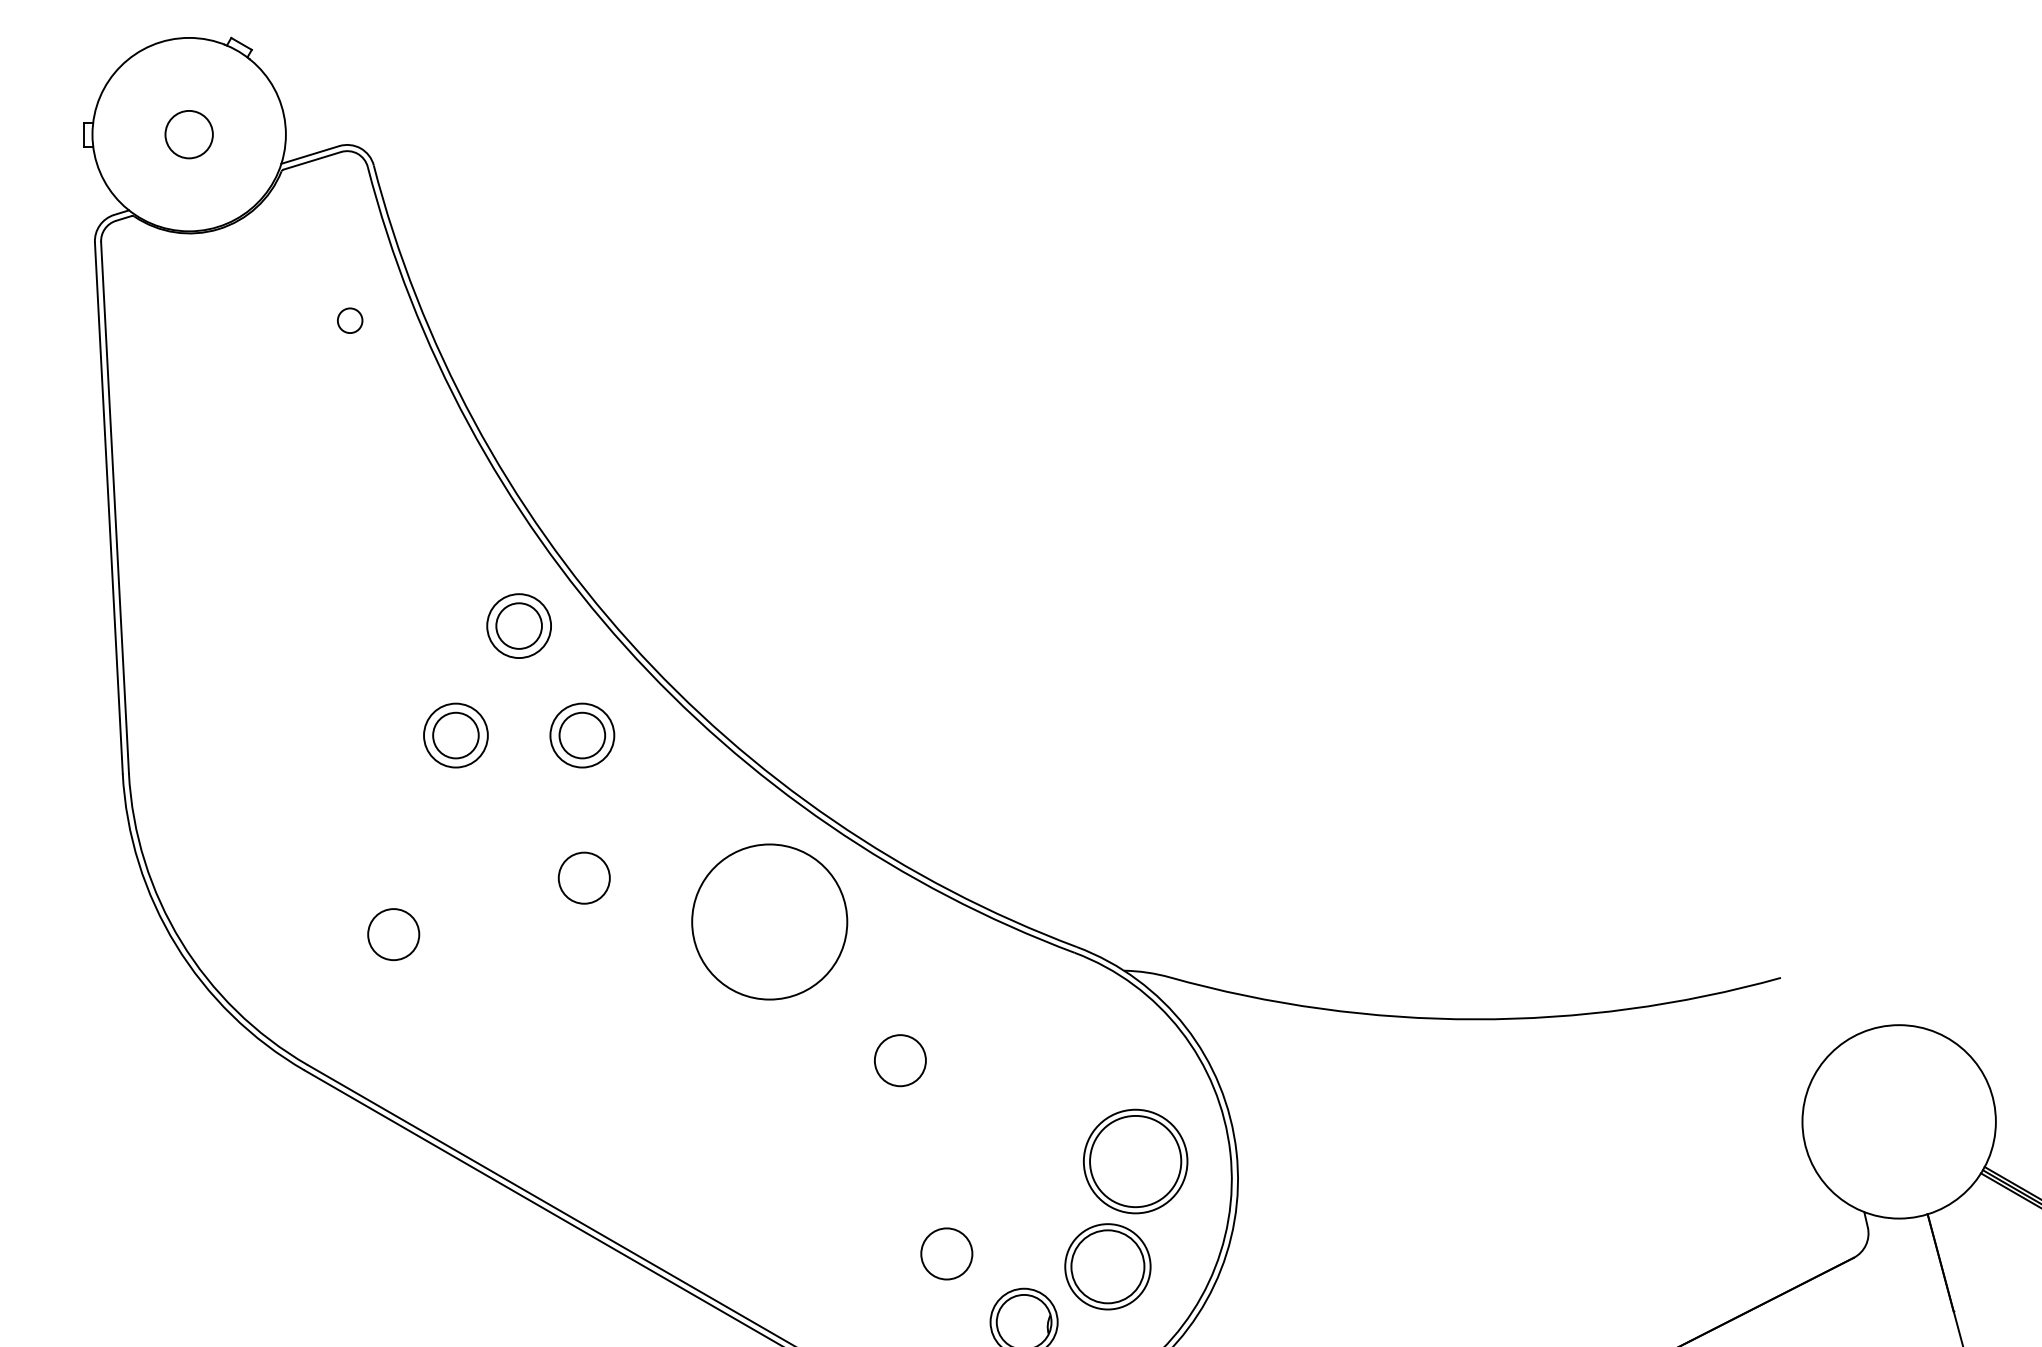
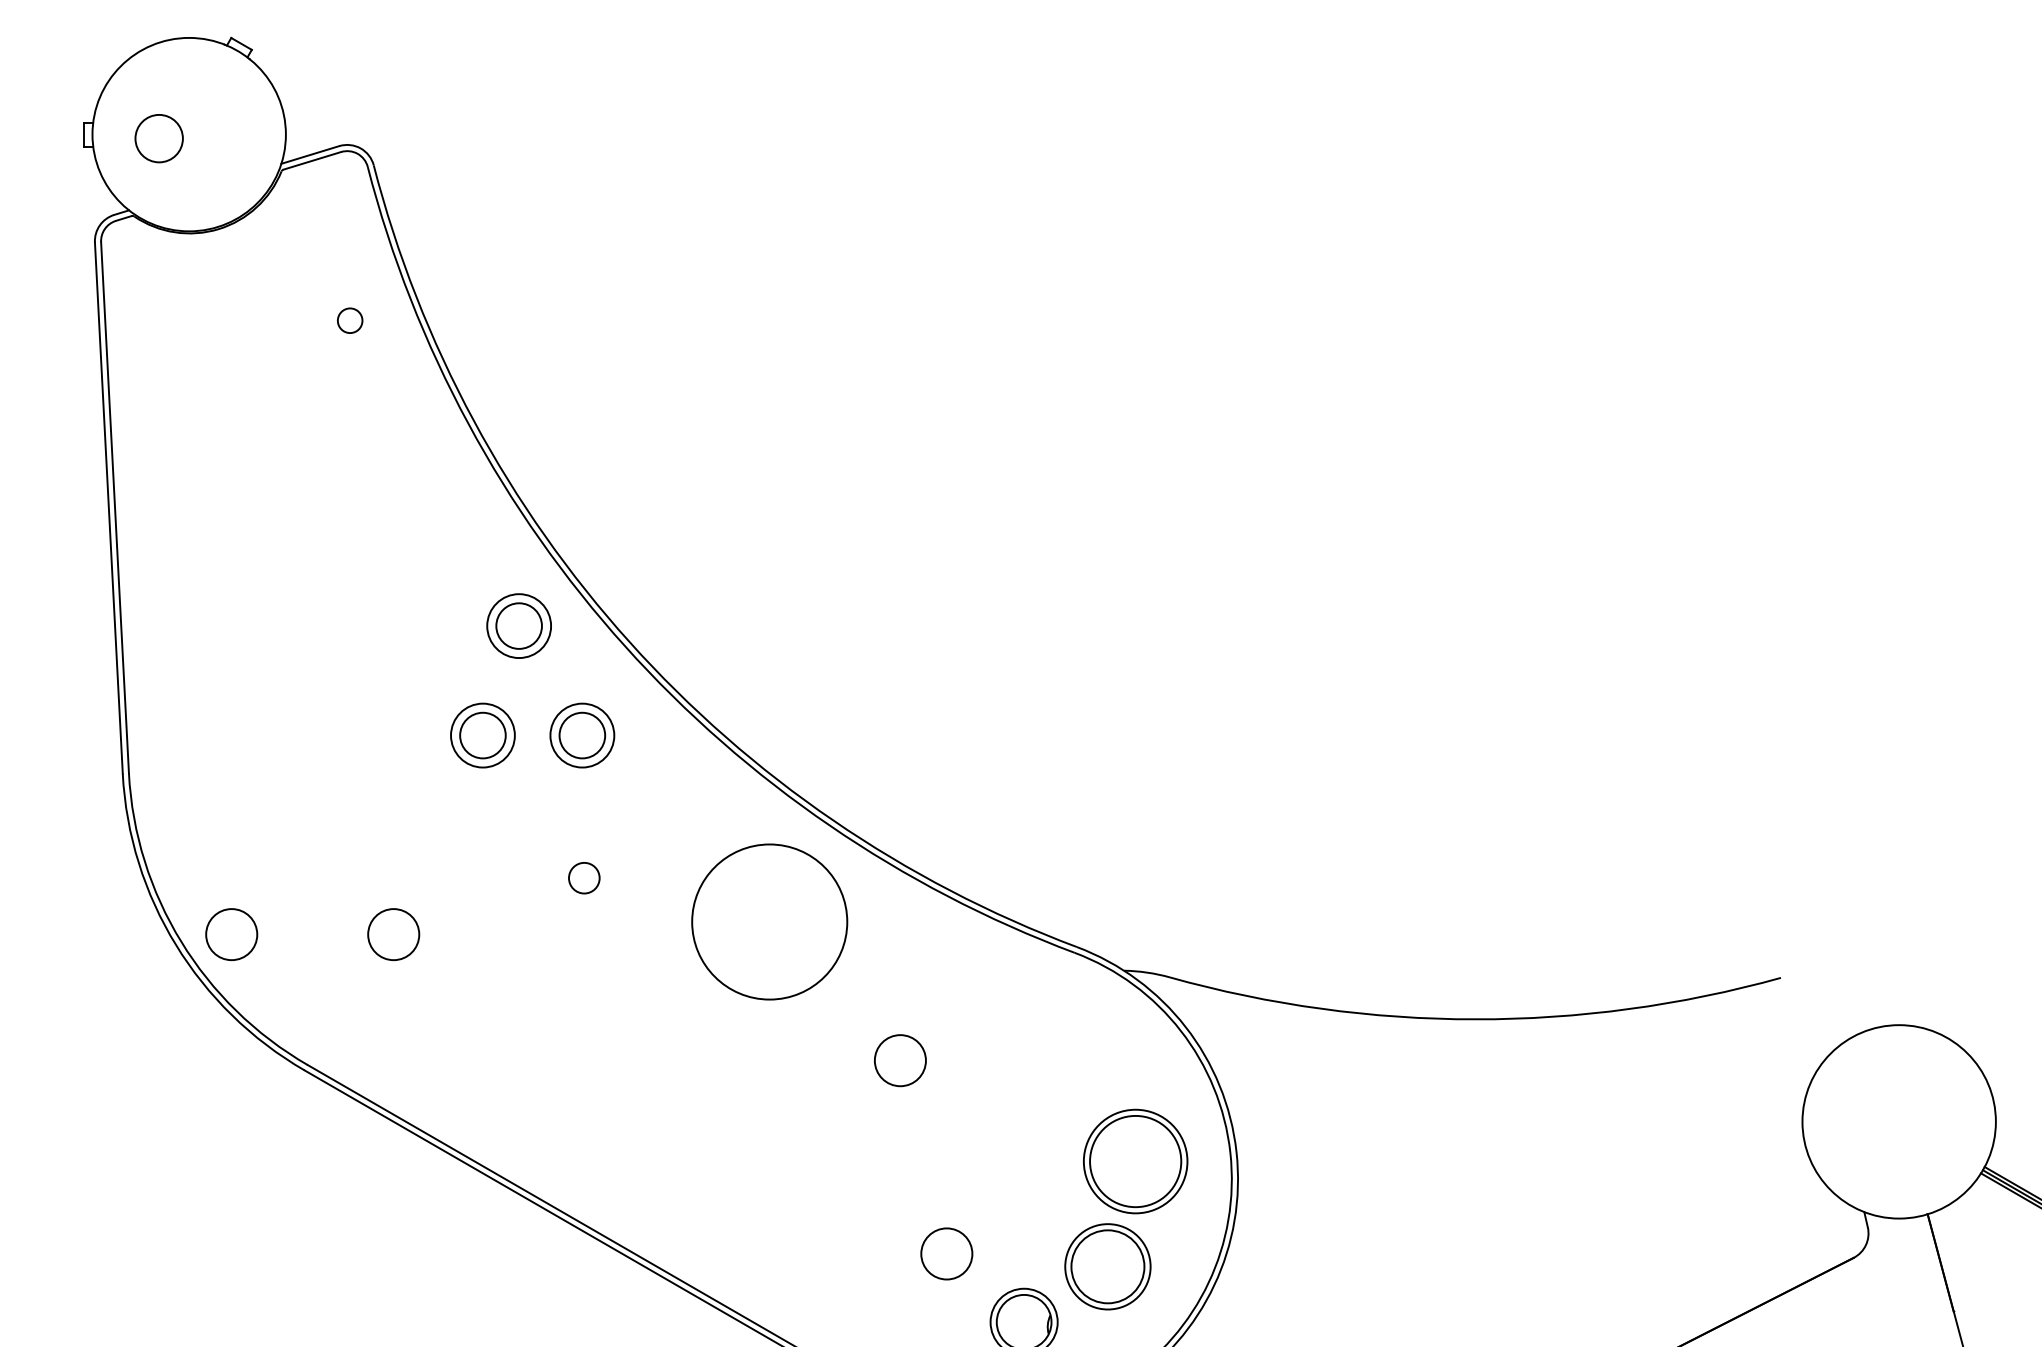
circle position: (188, 134) -> (158, 138) (158, 138)
part position: (455, 735) -> (482, 735) (482, 735)
circle diameter: 51 px -> 31 px (584, 877)
circle: none -> present (231, 934)
